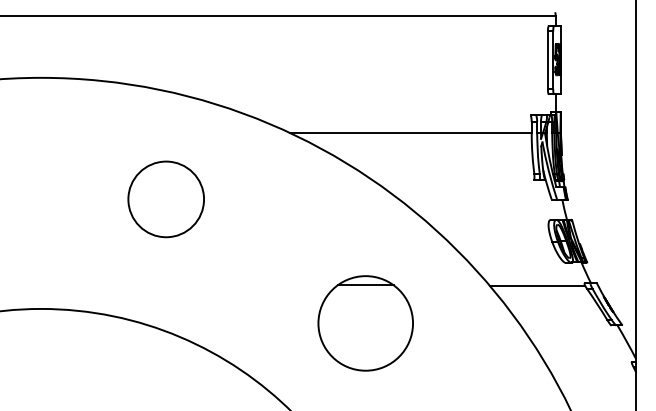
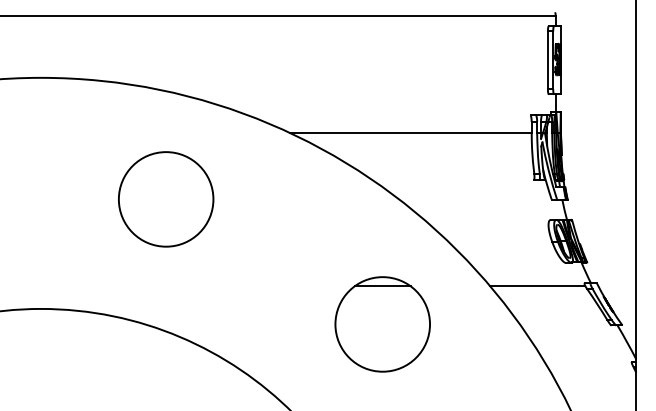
circle size: 78x79 px -> 97x97 px (166, 199)
part position: (365, 323) -> (382, 324) (382, 324)
